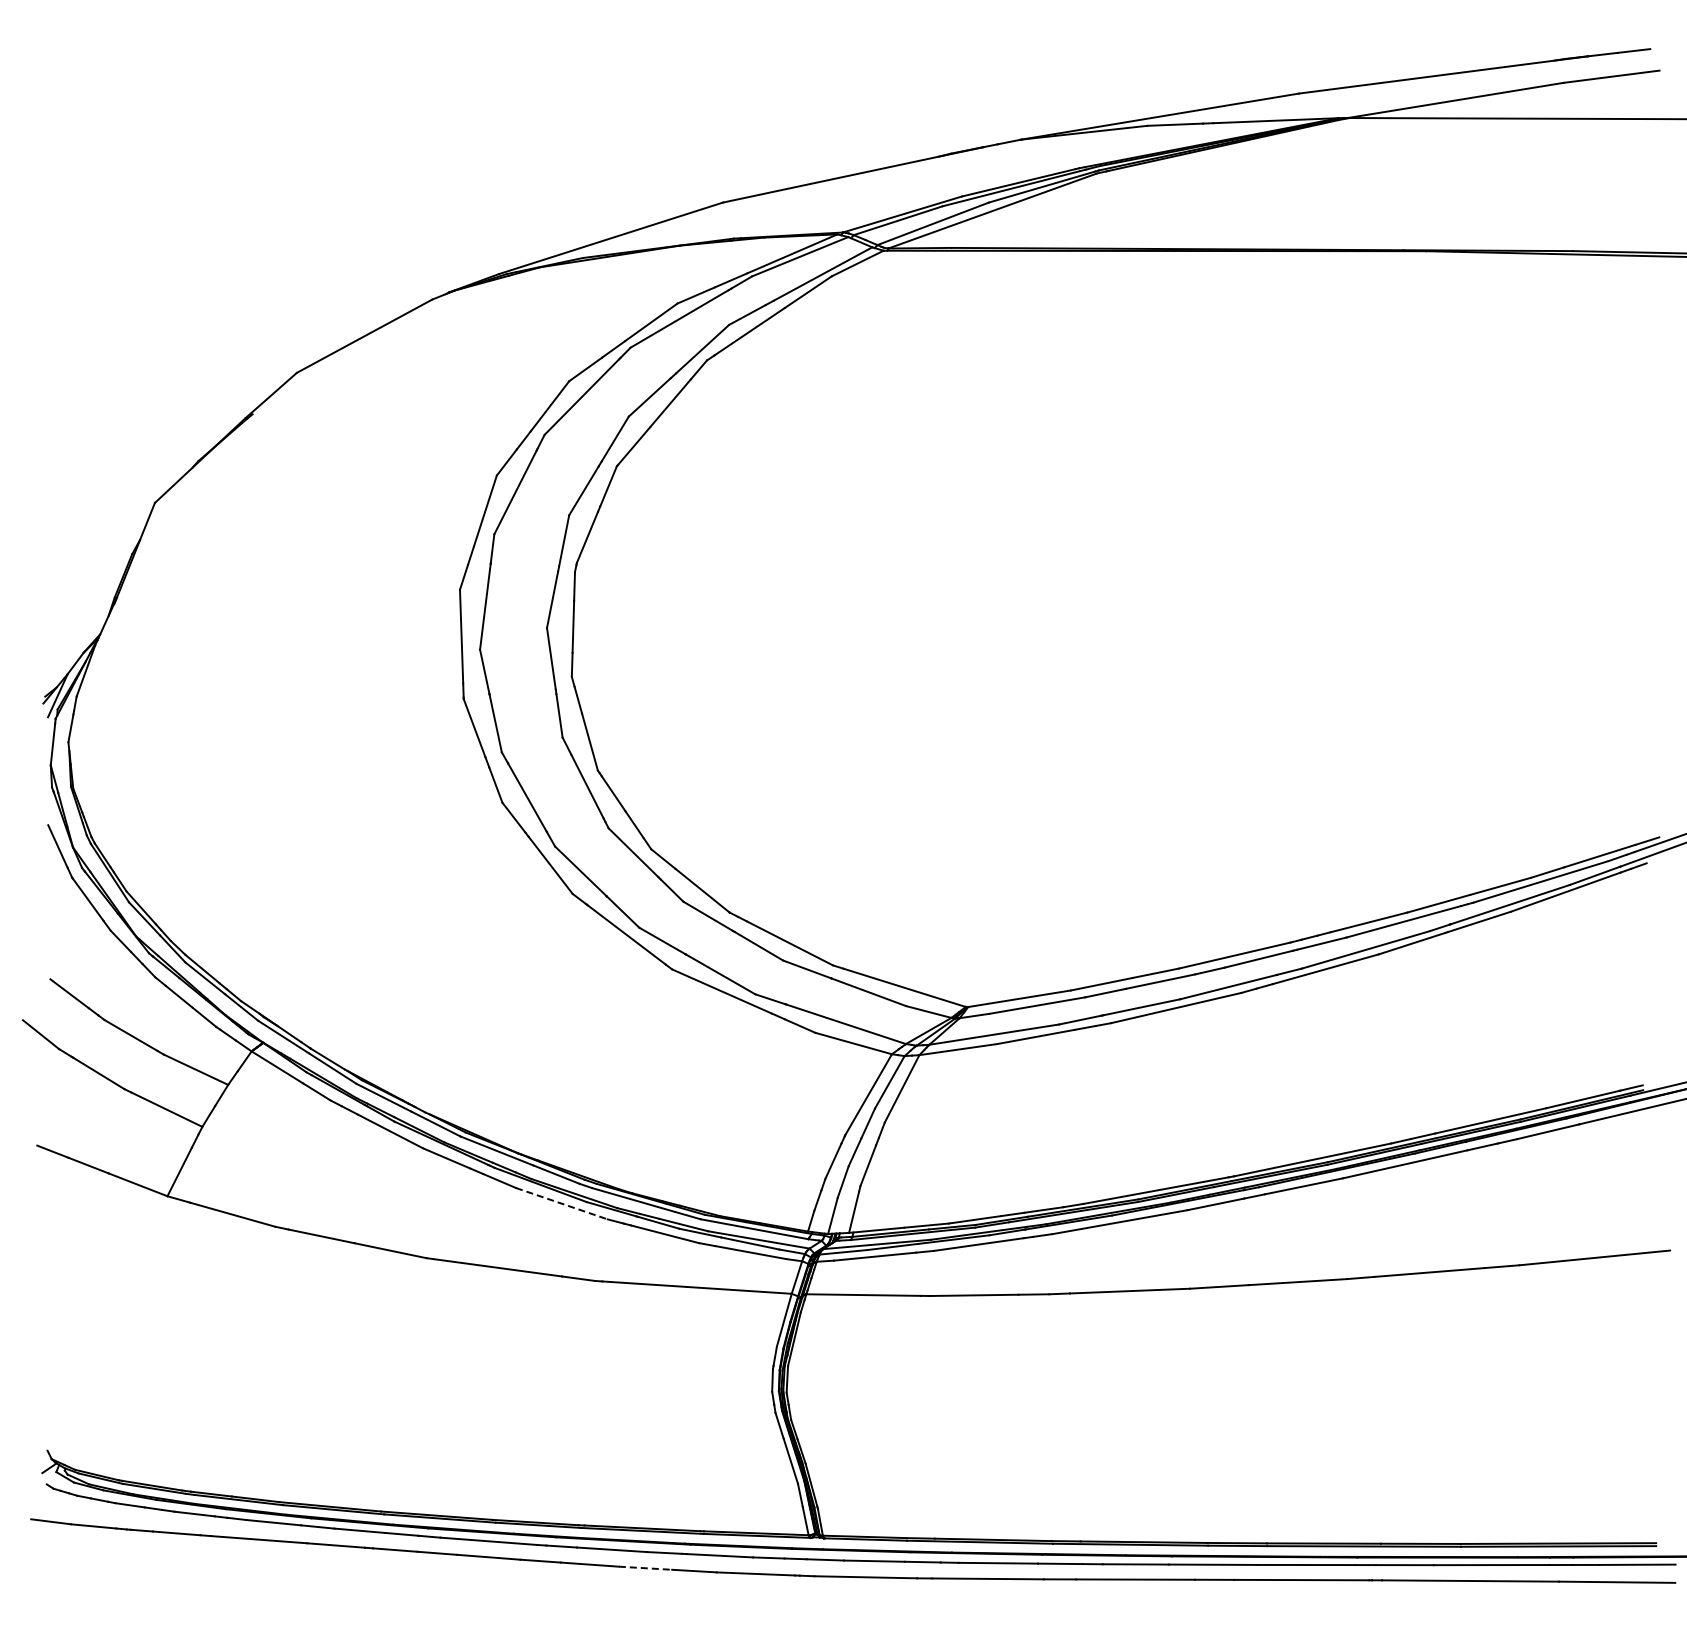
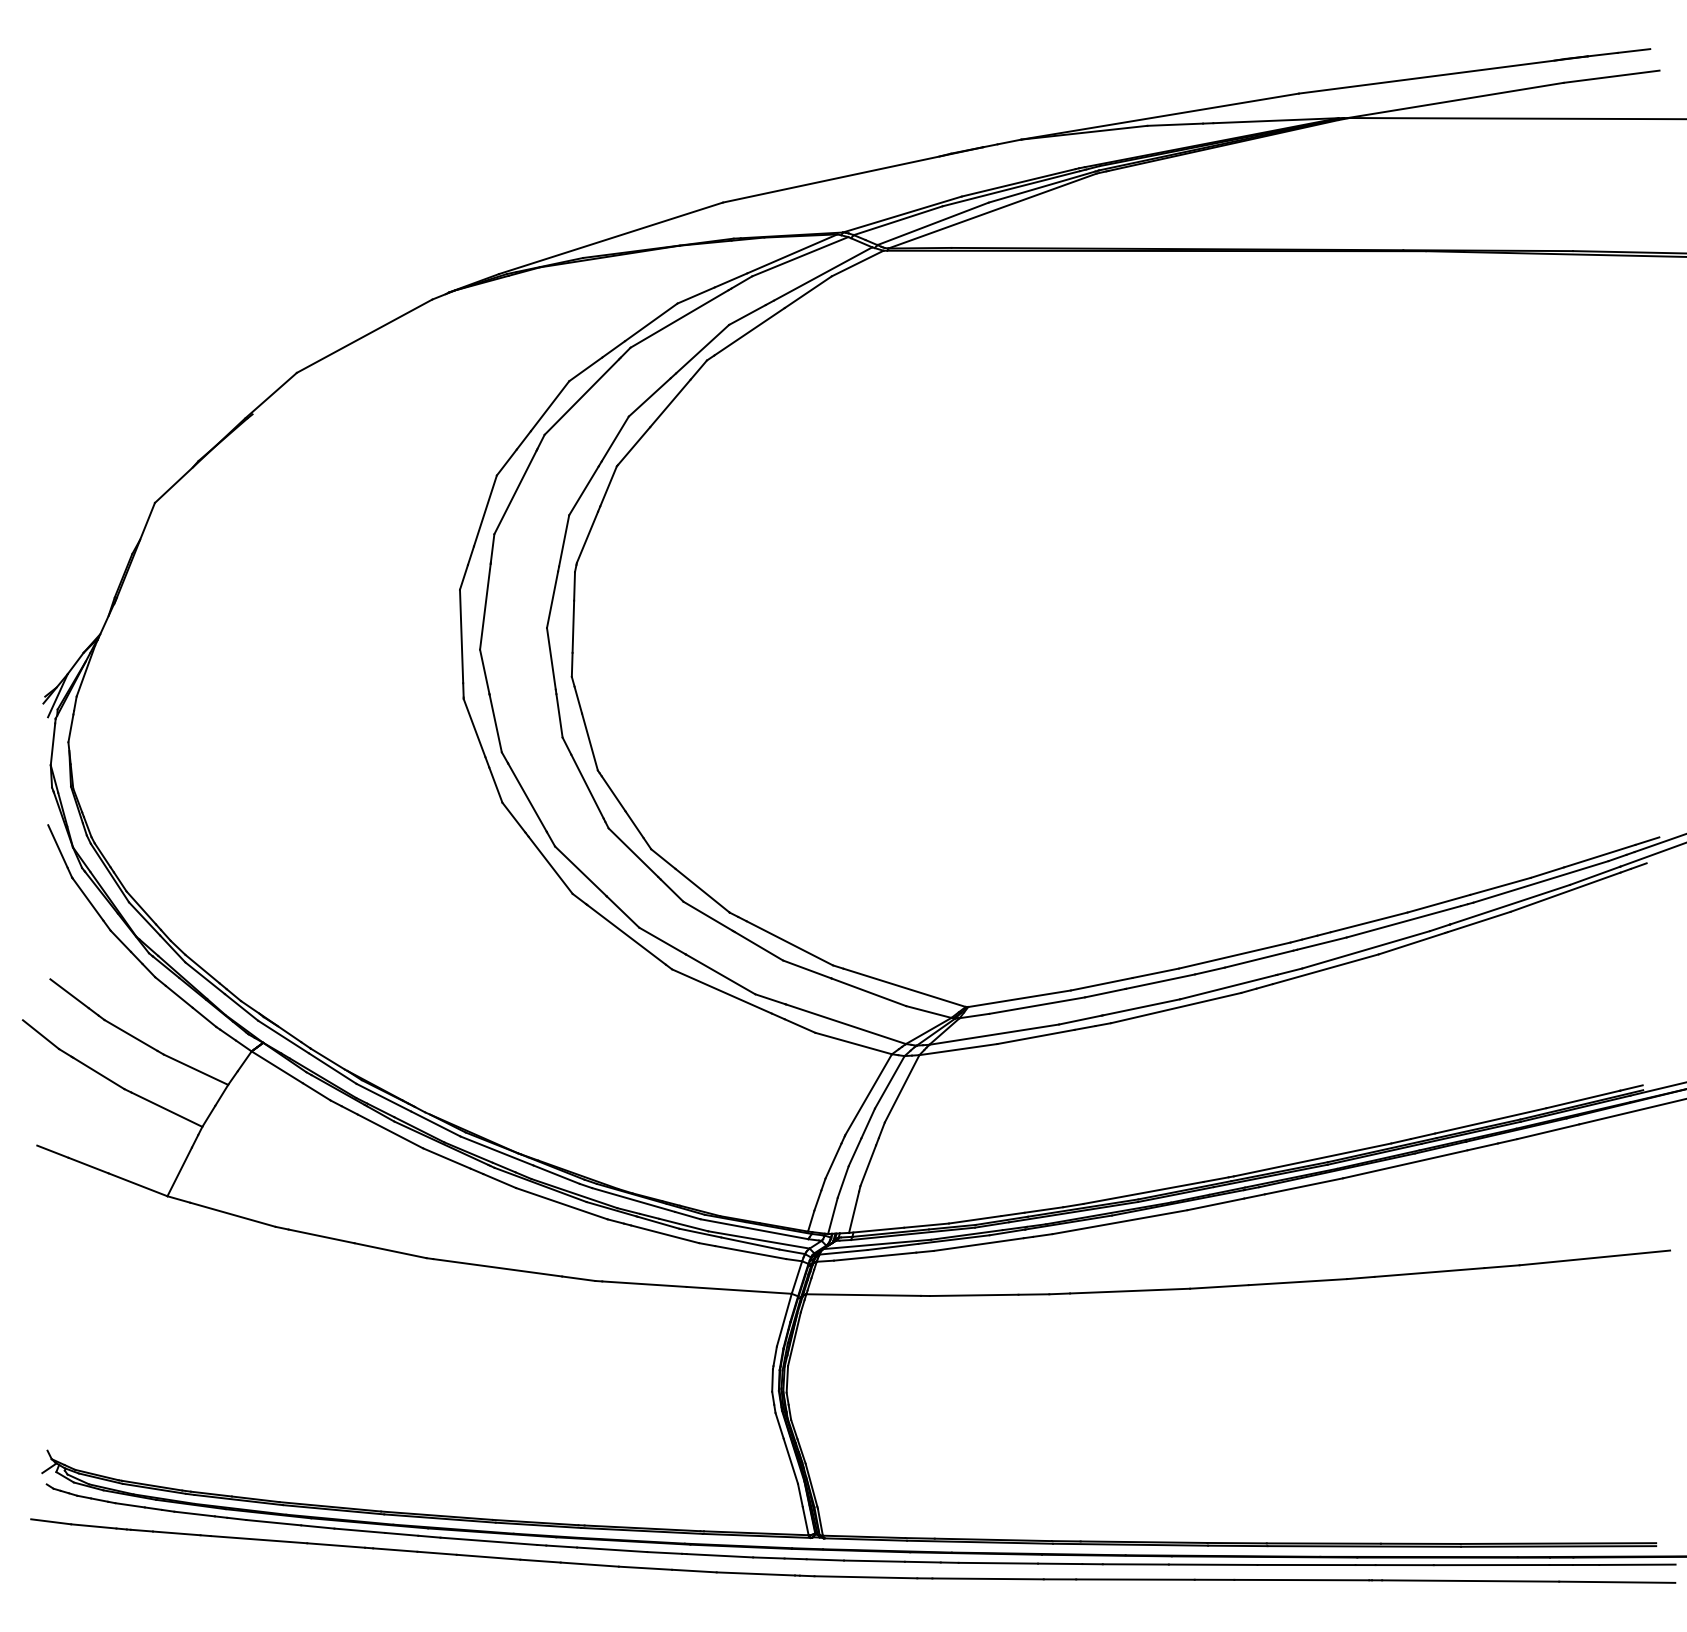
line: dashed -> solid (562, 1203)
line: dashed -> solid (645, 1568)
